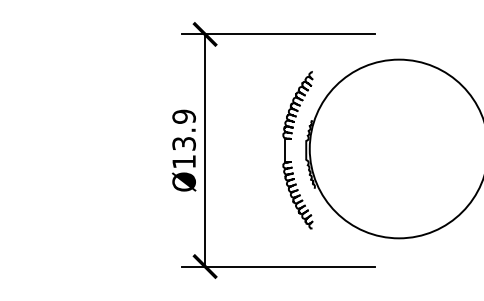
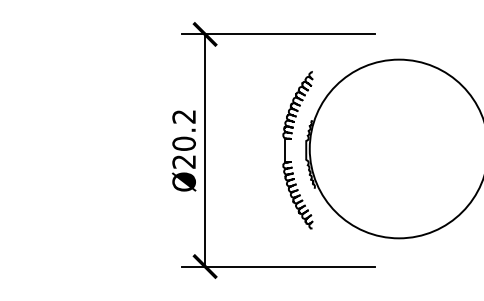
text: Ø13.9 -> Ø20.2 (183, 138)
